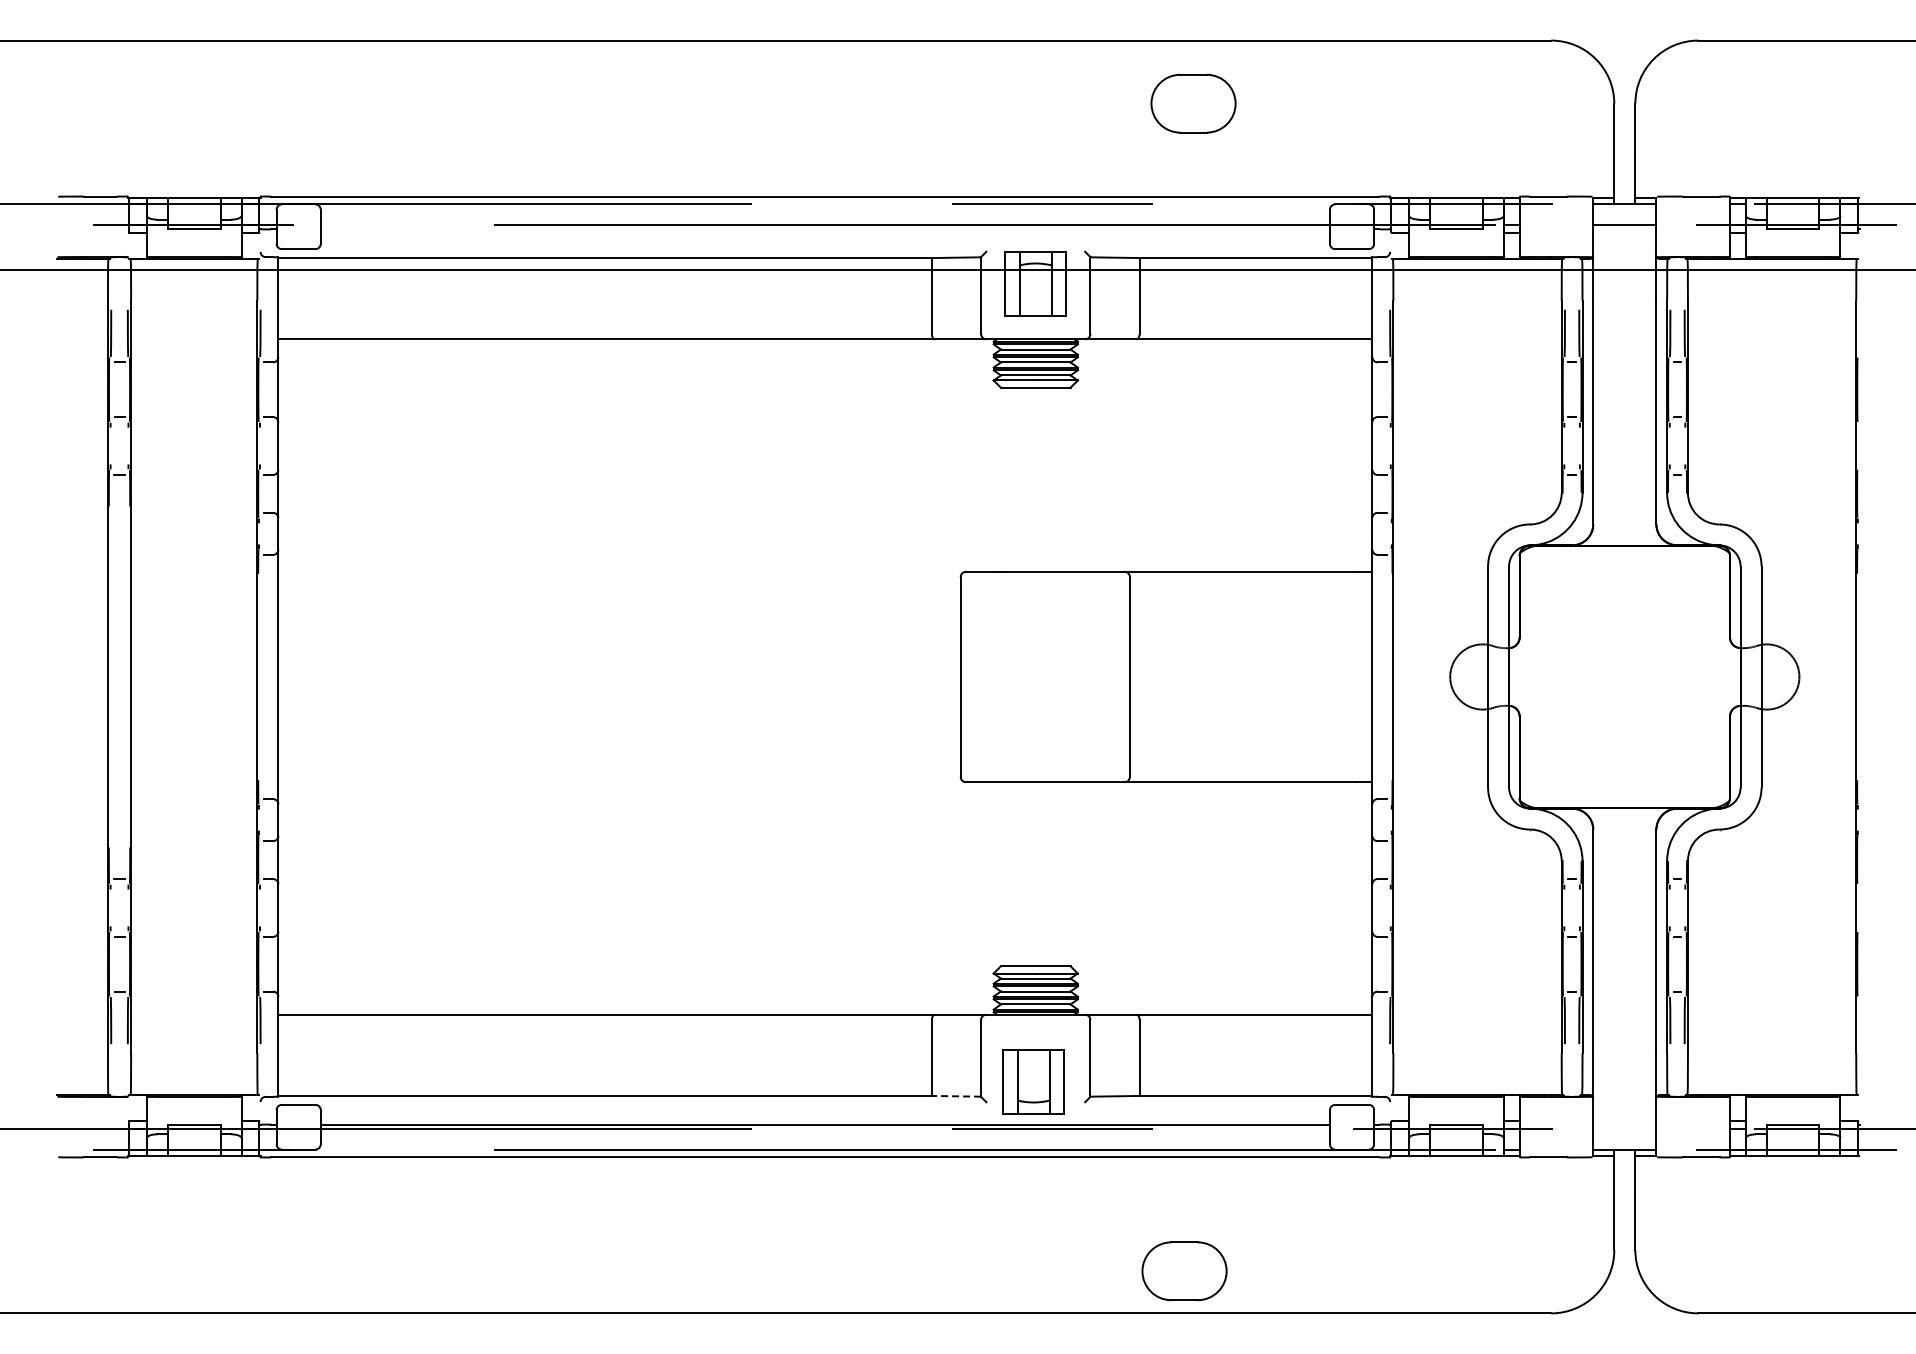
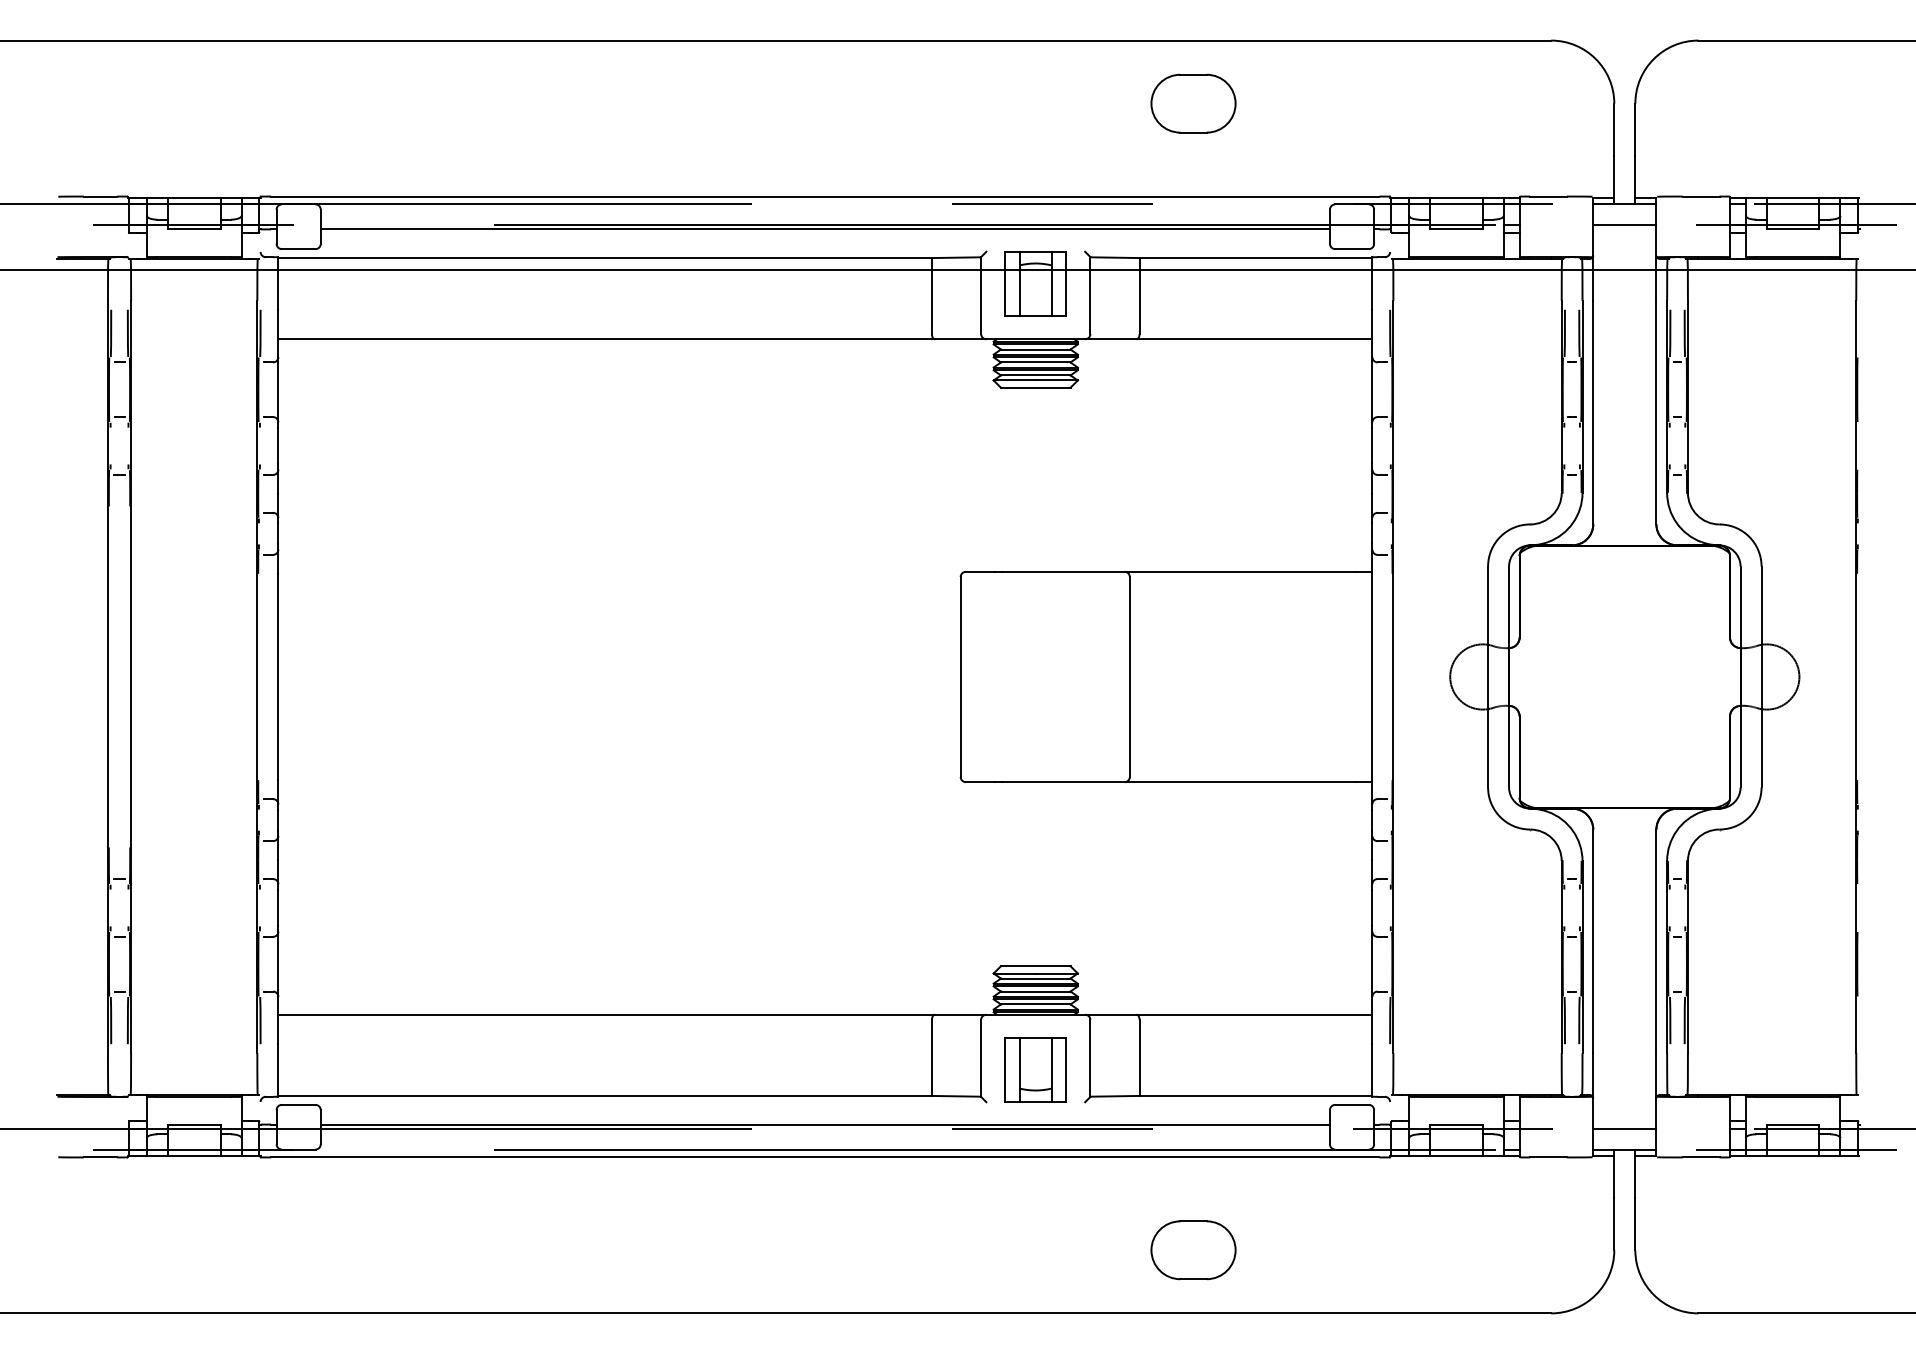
line: none -> present (824, 229)
part position: (1033, 1081) -> (1035, 1069) (1035, 1069)
line: dashed -> solid (956, 1096)
line: none -> present (1624, 1129)
part position: (1184, 1271) -> (1193, 1250) (1193, 1250)
